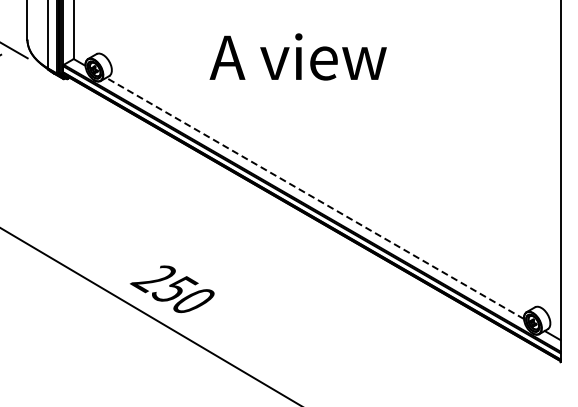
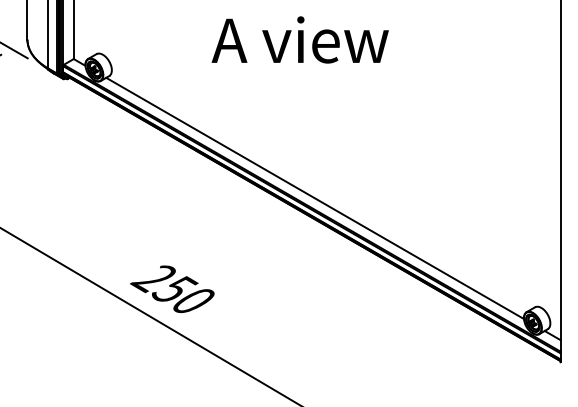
text position: (297, 56) -> (299, 39) (299, 39)
line: dashed -> solid (314, 198)
